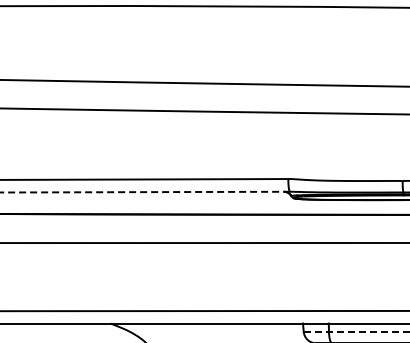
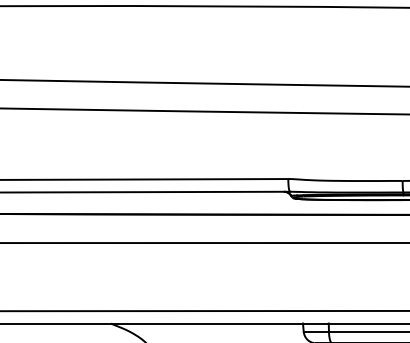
line: dashed -> solid (145, 192)
line: dashed -> solid (356, 331)
